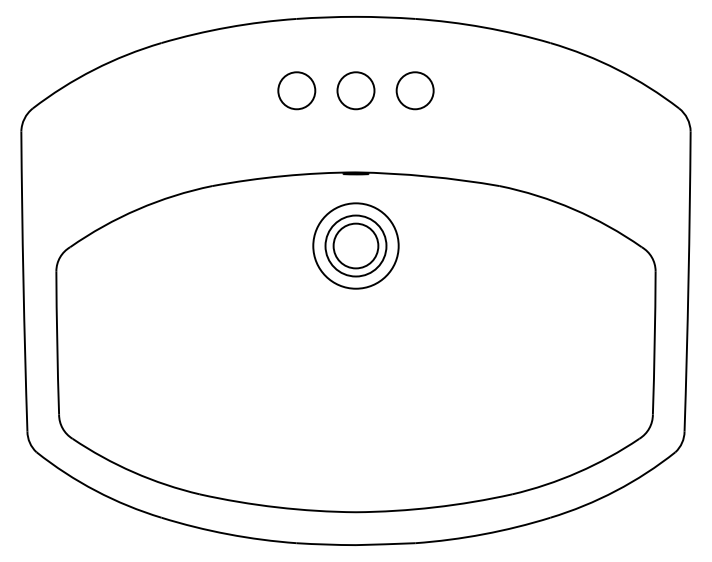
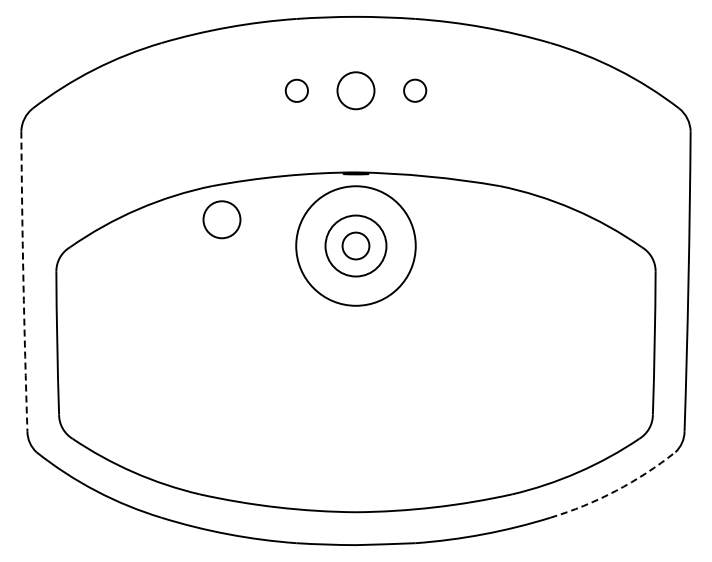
circle size: 40x40 px -> 25x25 px (296, 90)
circle diameter: 37 px -> 22 px (415, 90)
circle: none -> present (221, 219)
circle diameter: 45 px -> 27 px (355, 245)
circle diameter: 85 px -> 120 px (355, 245)
arc: solid -> dashed (23, 281)
arc: solid -> dashed (616, 490)
